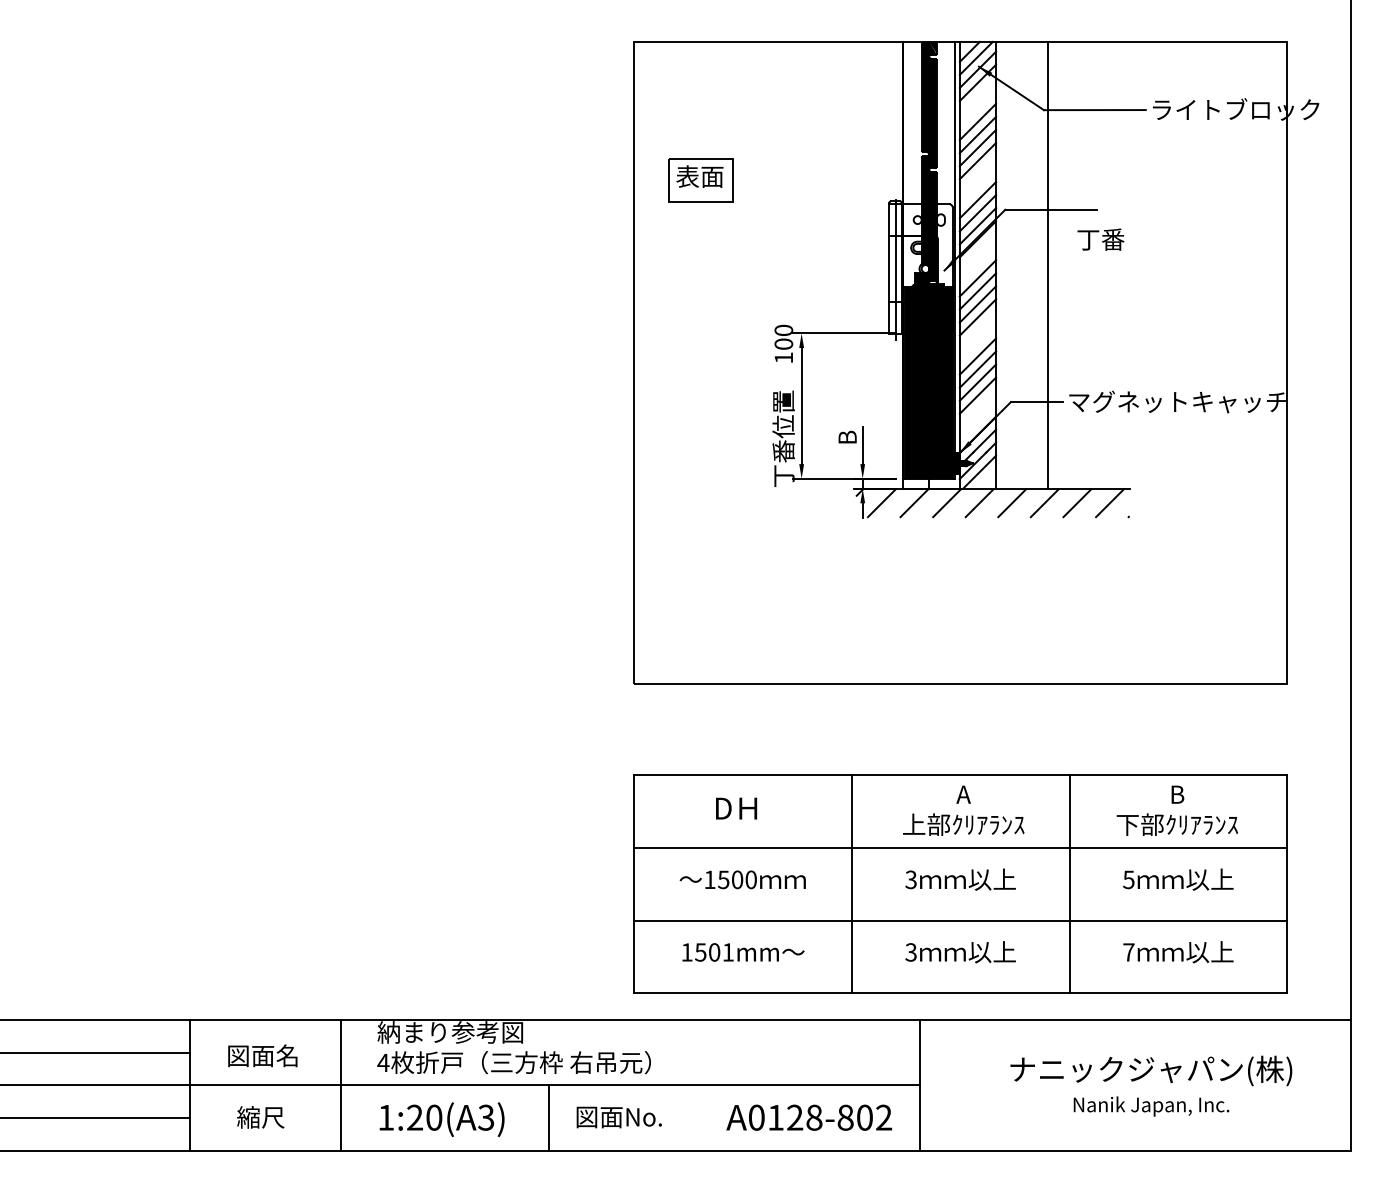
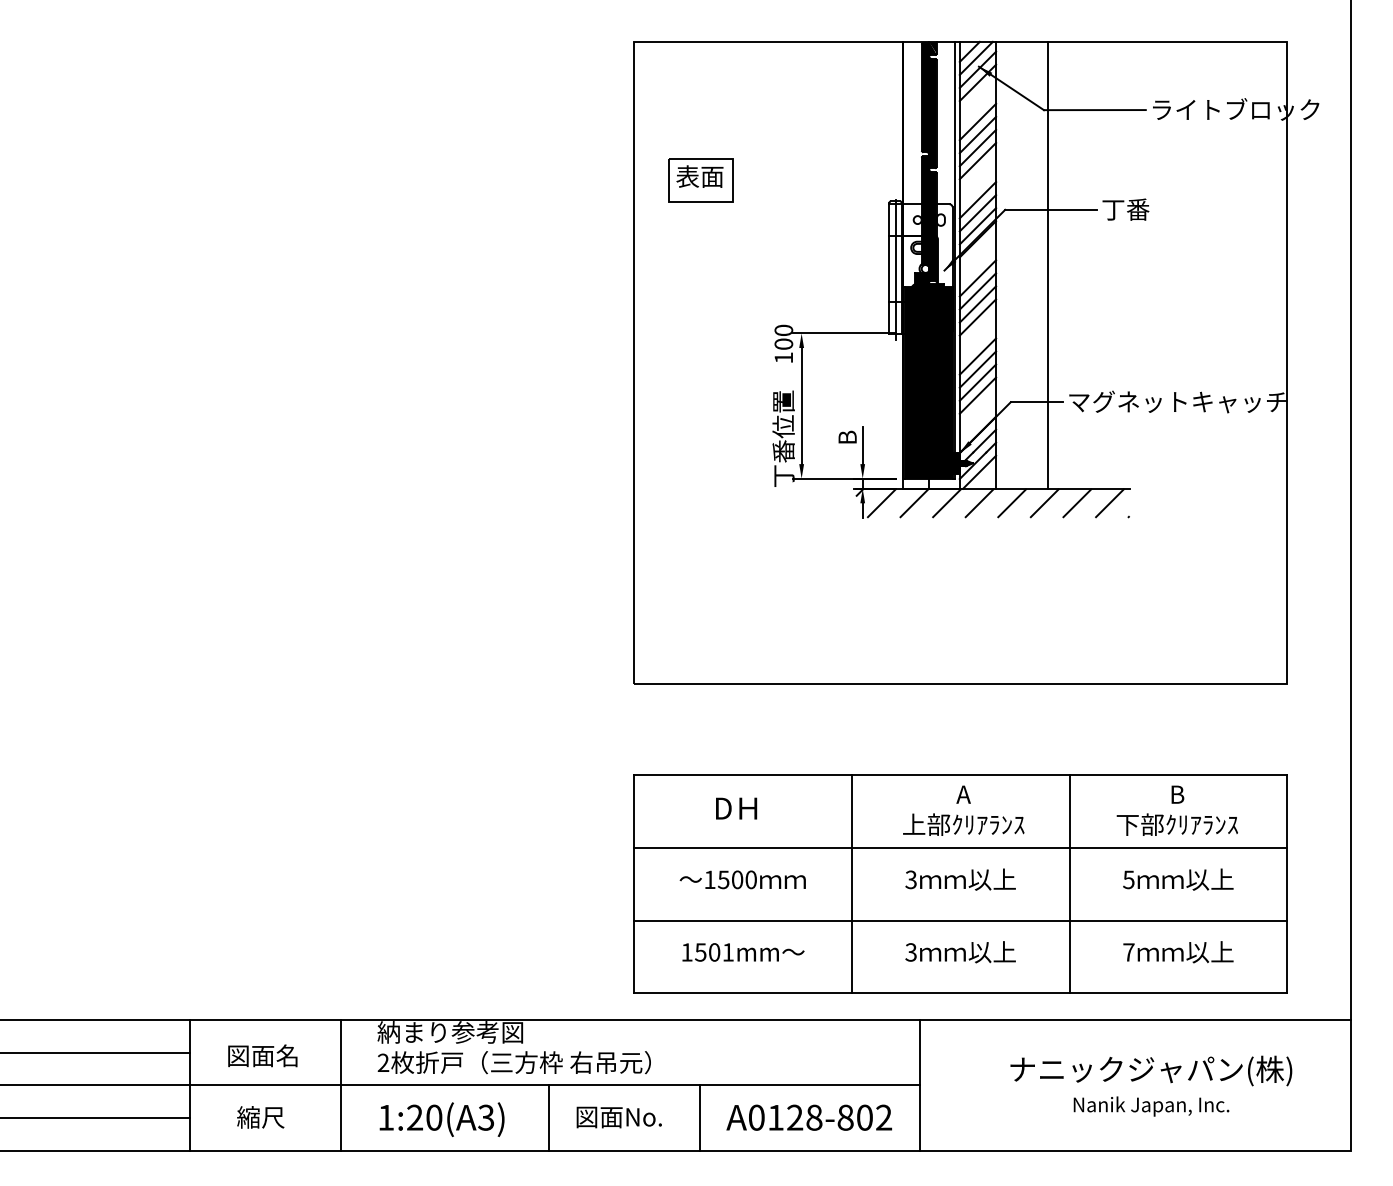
text position: (1100, 239) -> (1125, 209) (1125, 209)
text: 4 -> 2 (383, 1062)
line: none -> present (700, 1117)
